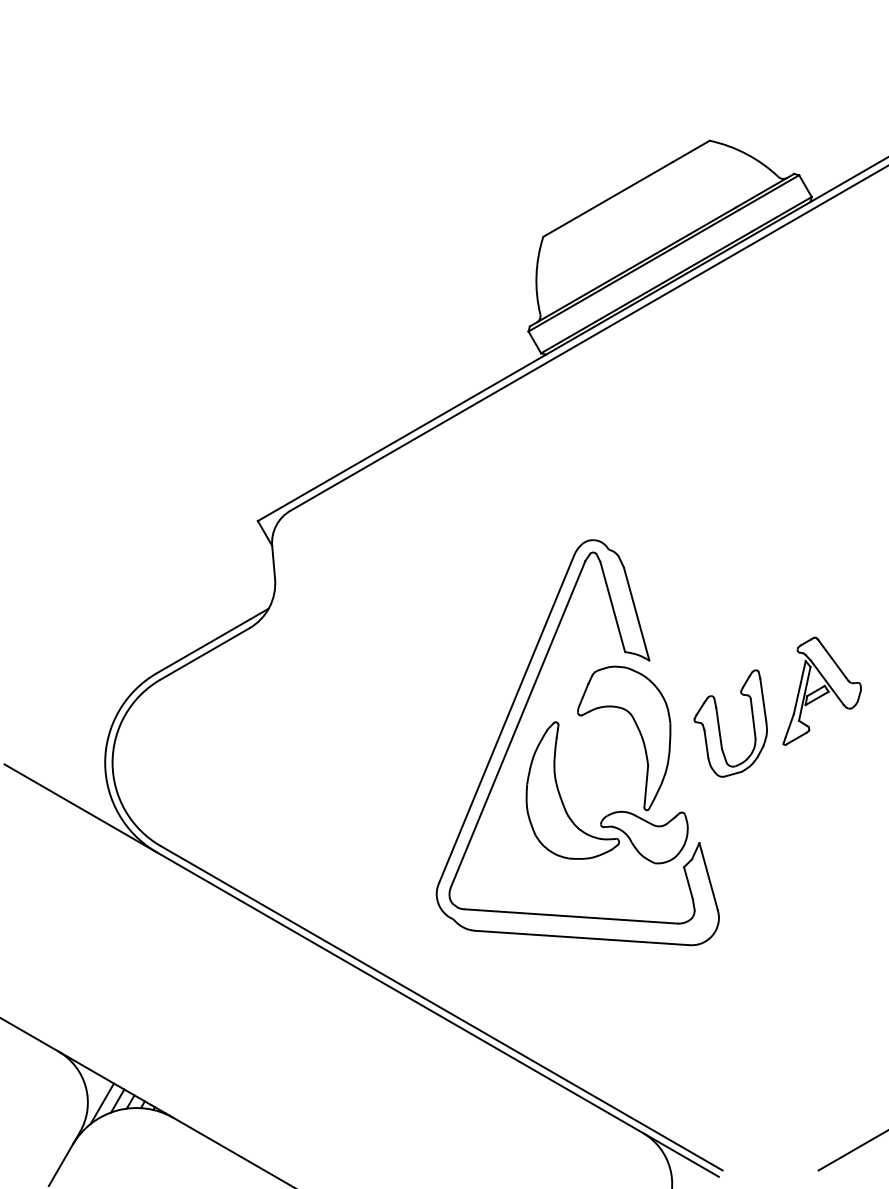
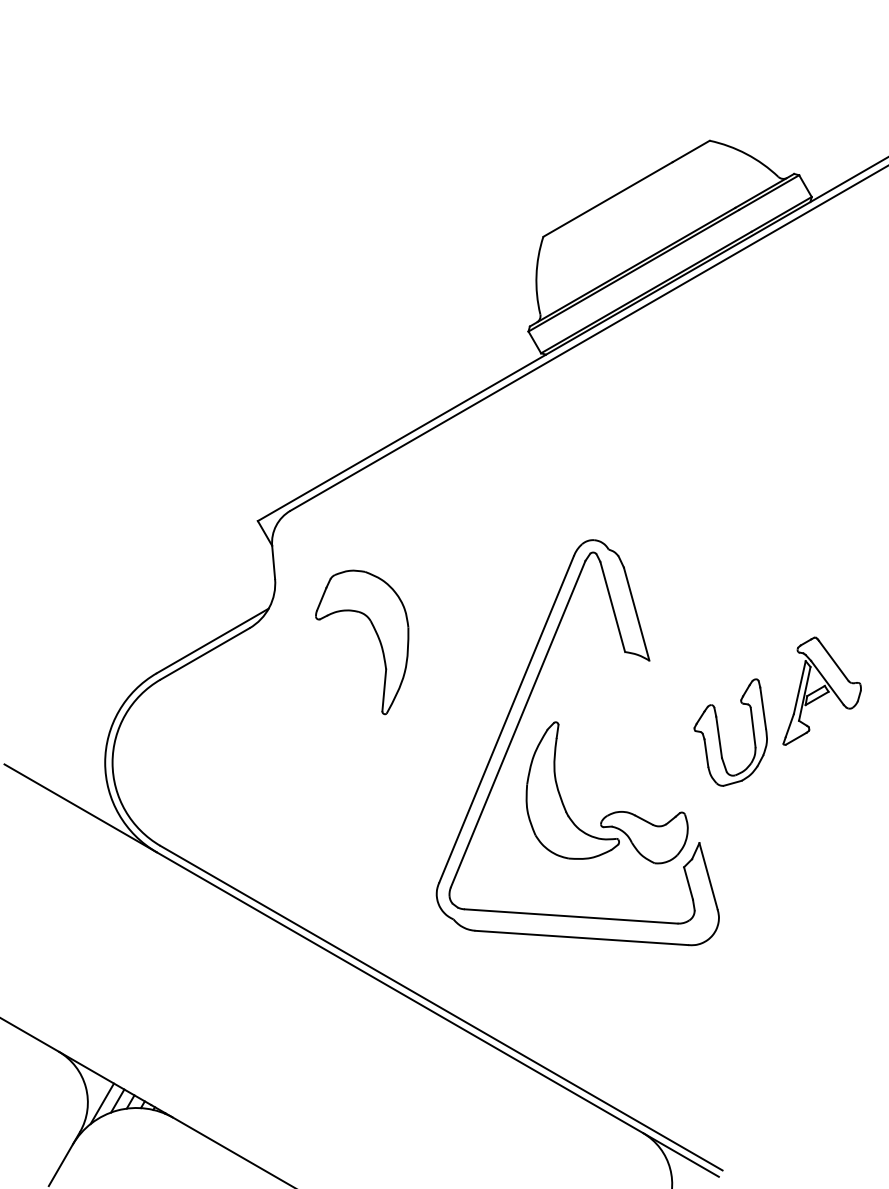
part position: (719, 723) -> (719, 732) (719, 732)
part position: (638, 731) -> (376, 635) (376, 635)
line: present -> none (851, 1150)
